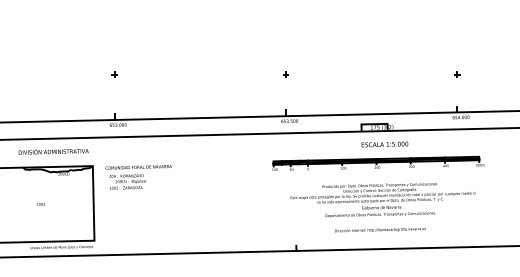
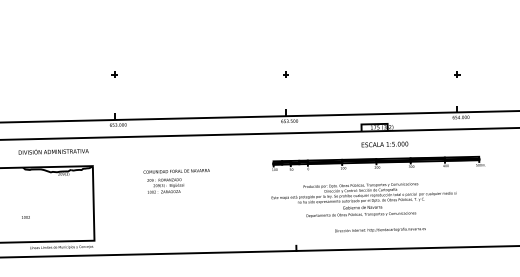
text position: (138, 177) -> (176, 181) (176, 181)
text position: (382, 200) -> (363, 200) (363, 200)
text position: (40, 204) -> (25, 217) (25, 217)
